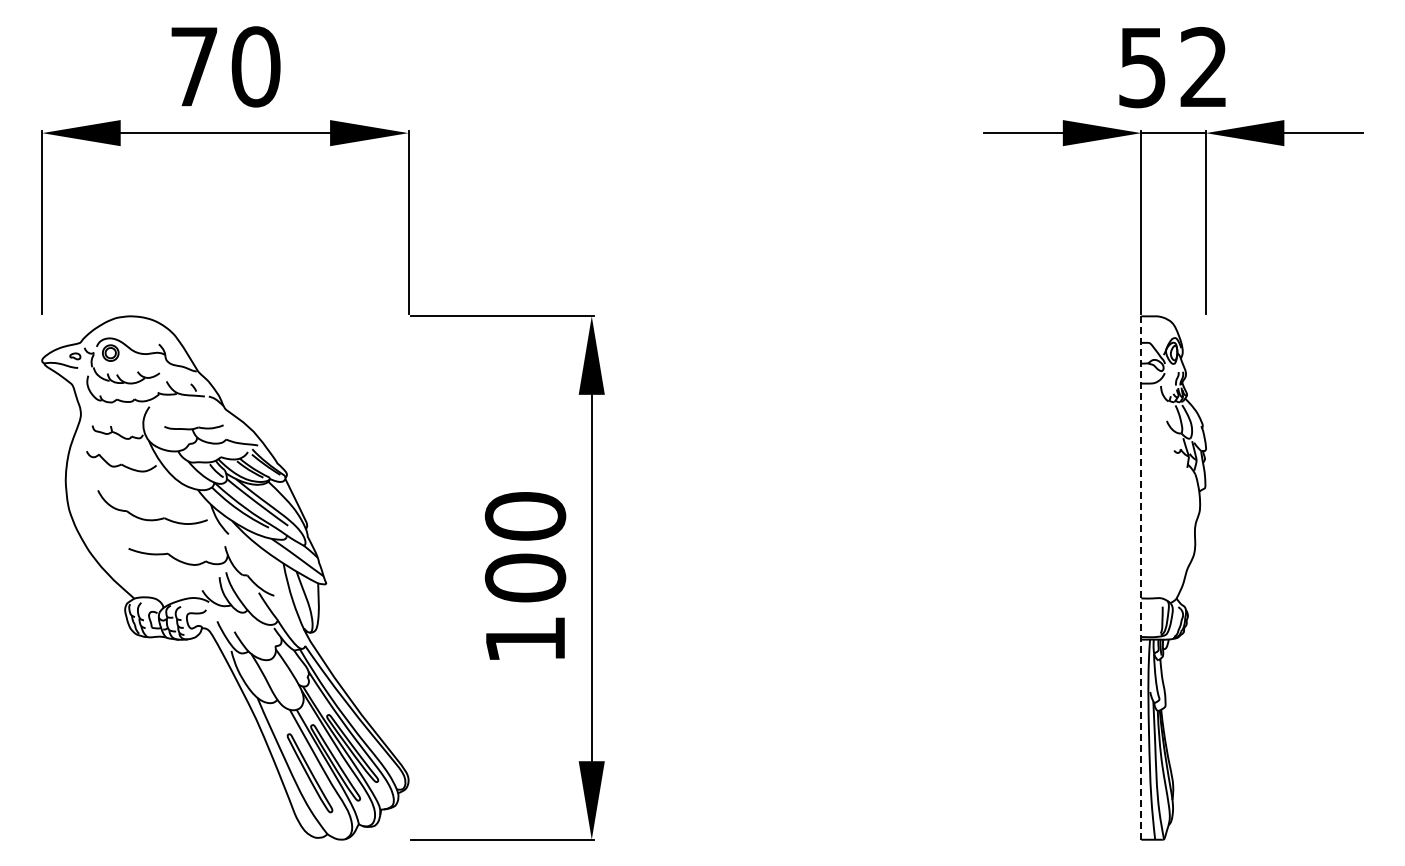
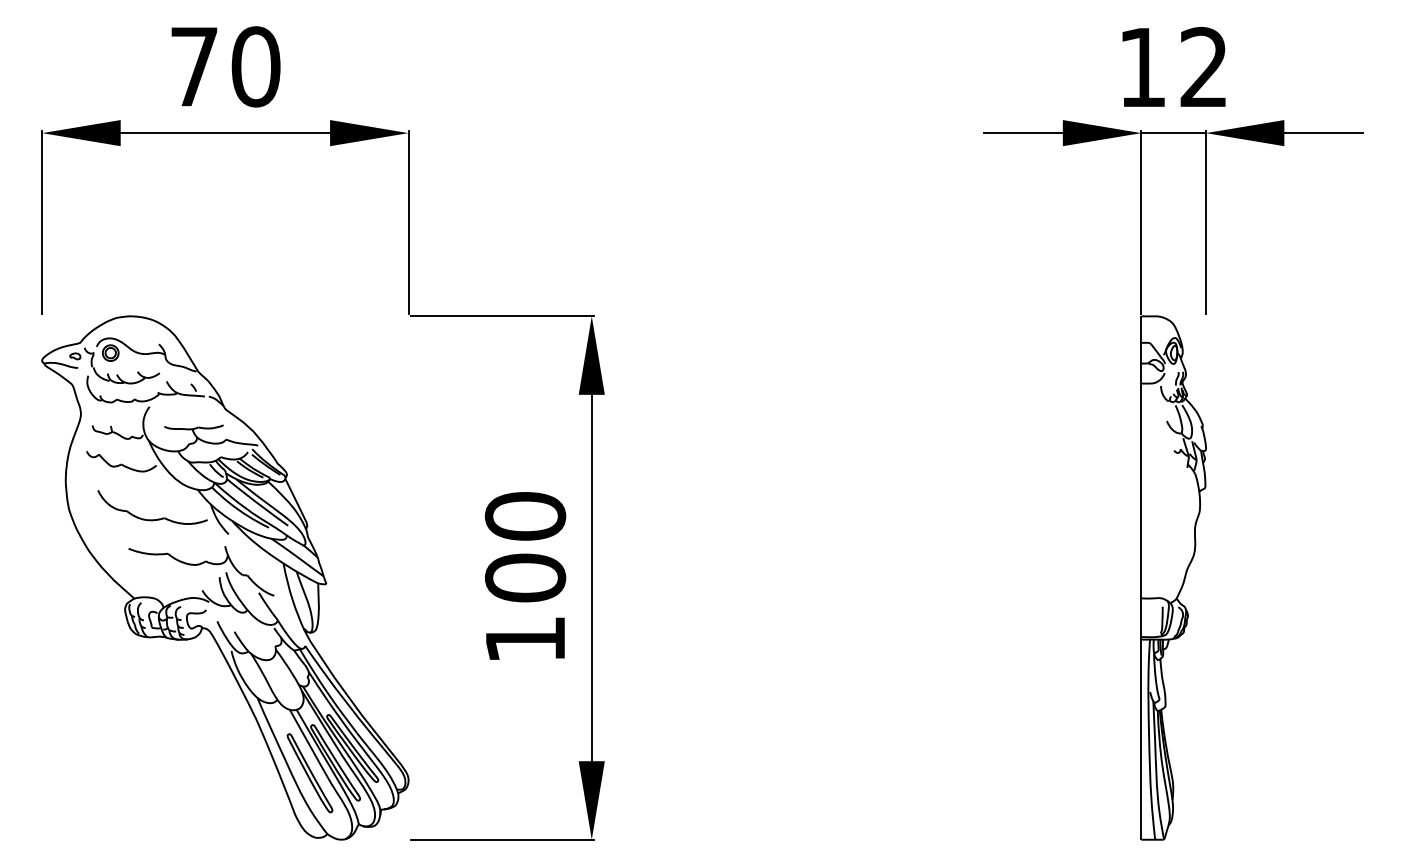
text: 52 -> 12 (1142, 68)
line: dashed -> solid (1141, 578)
